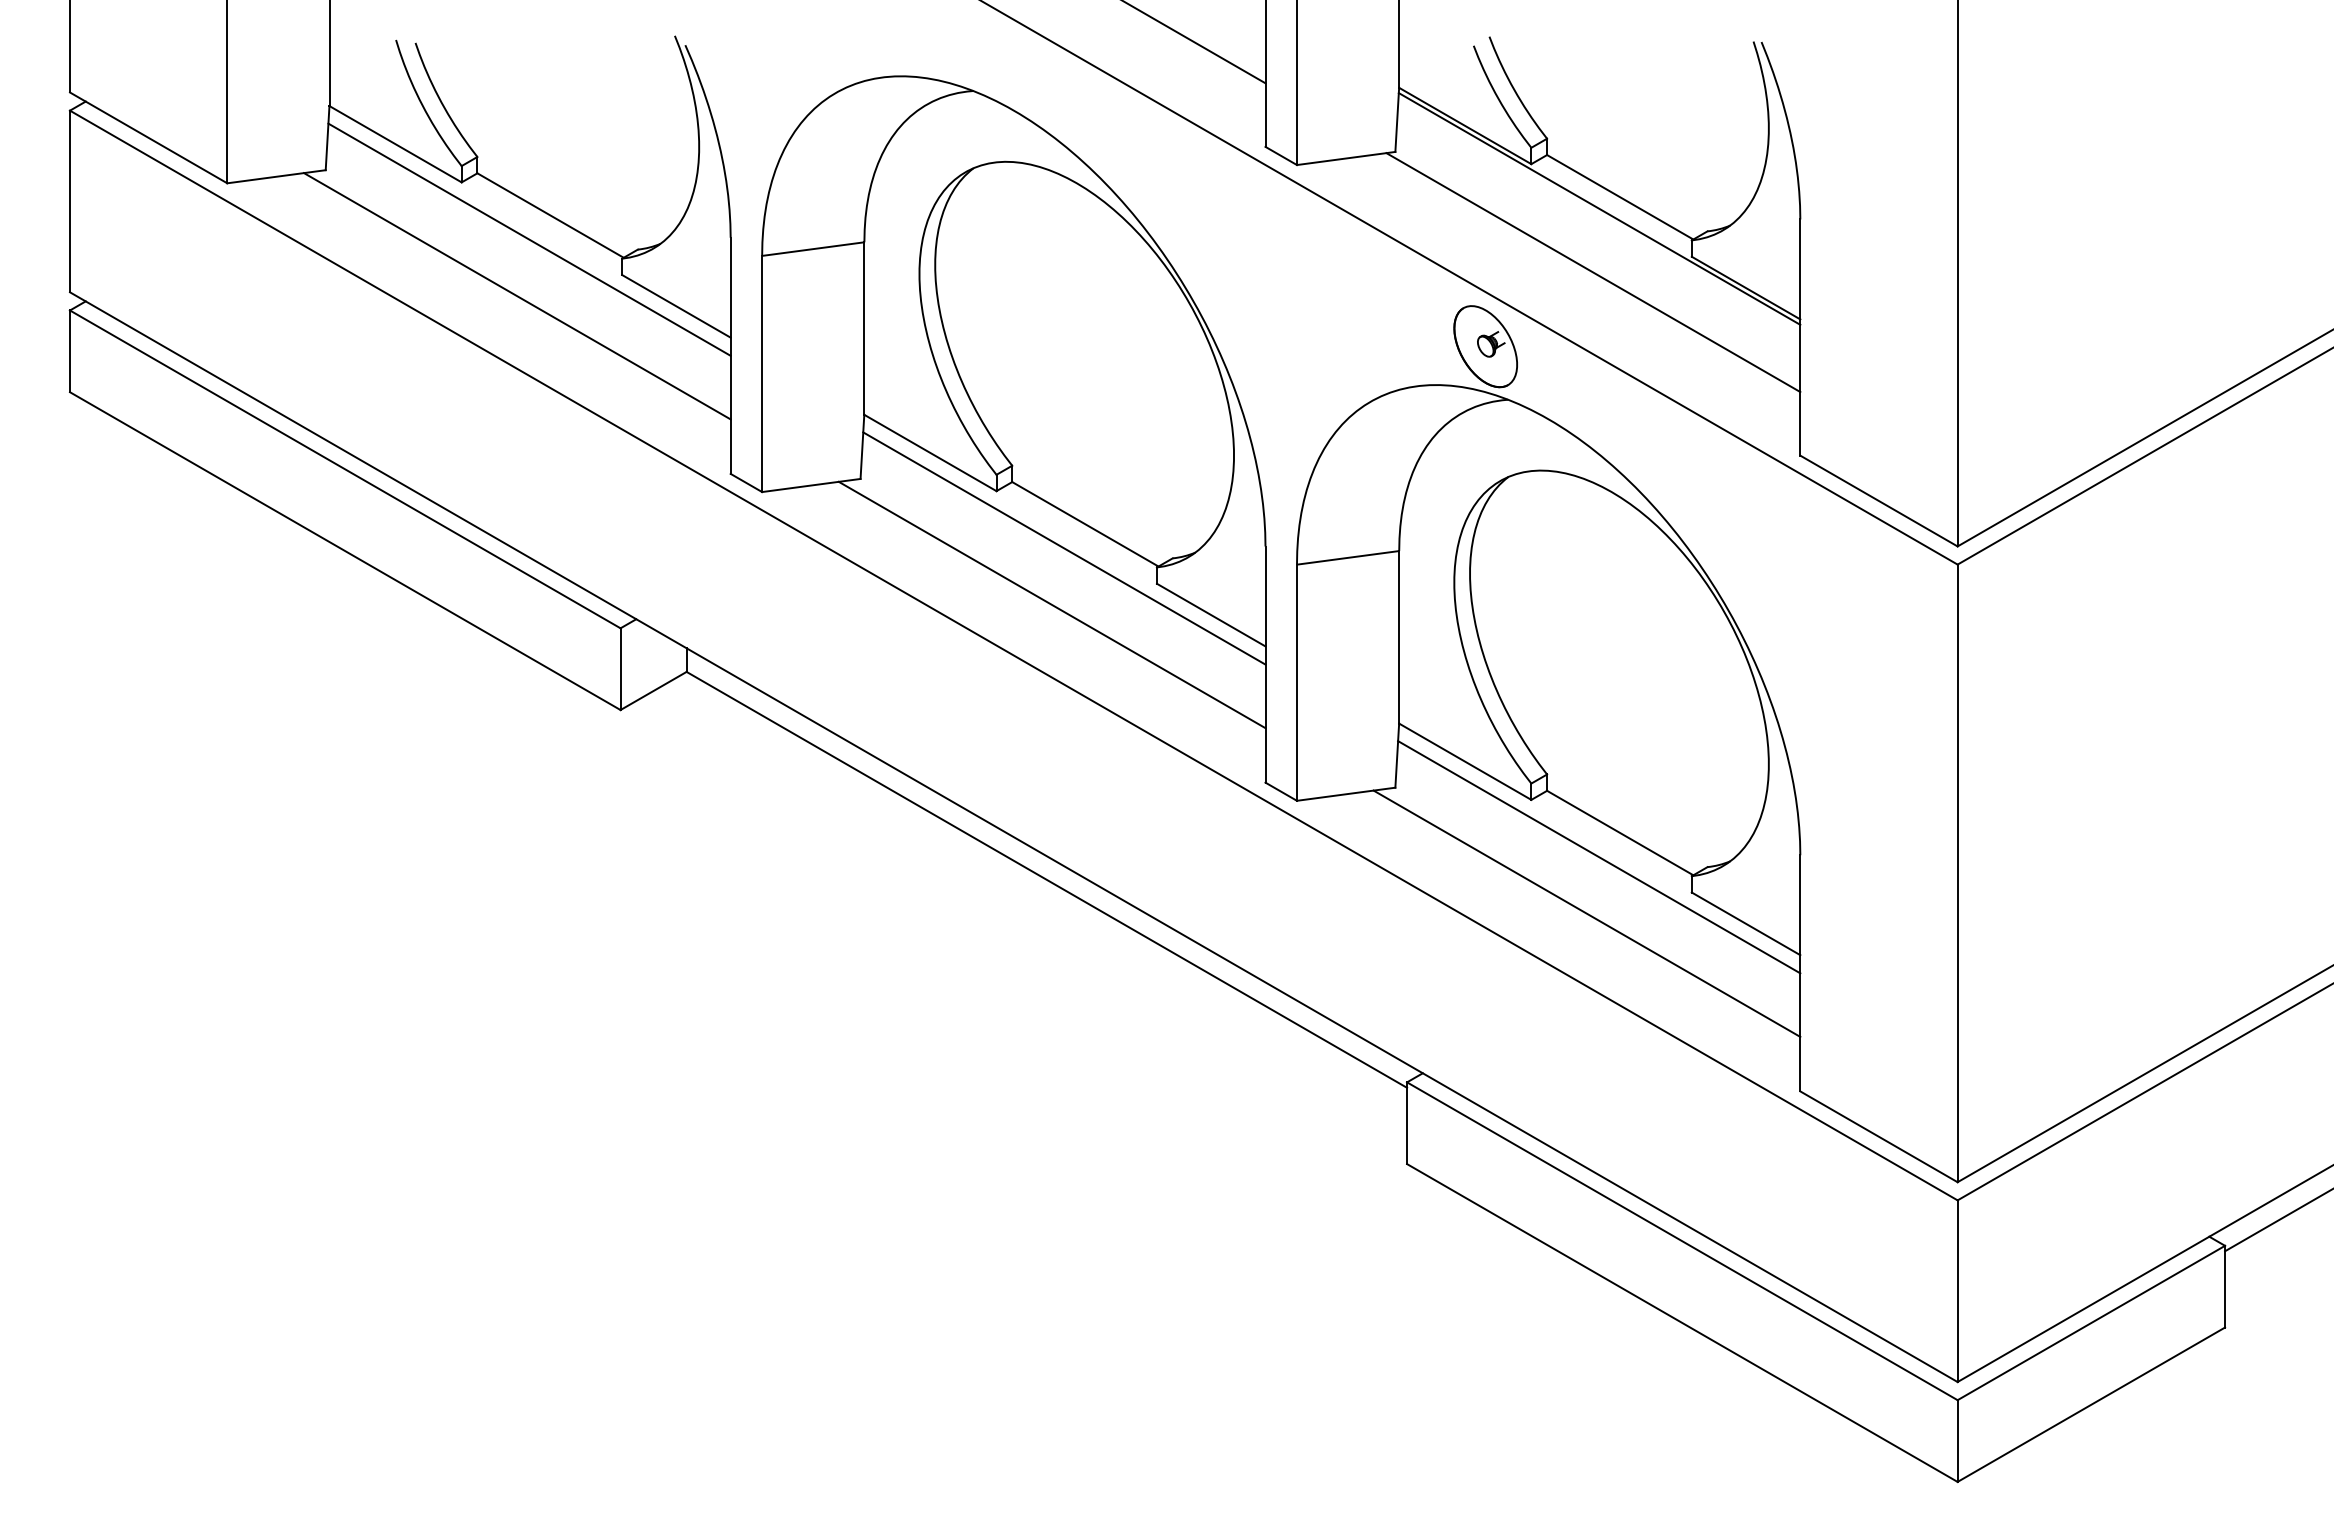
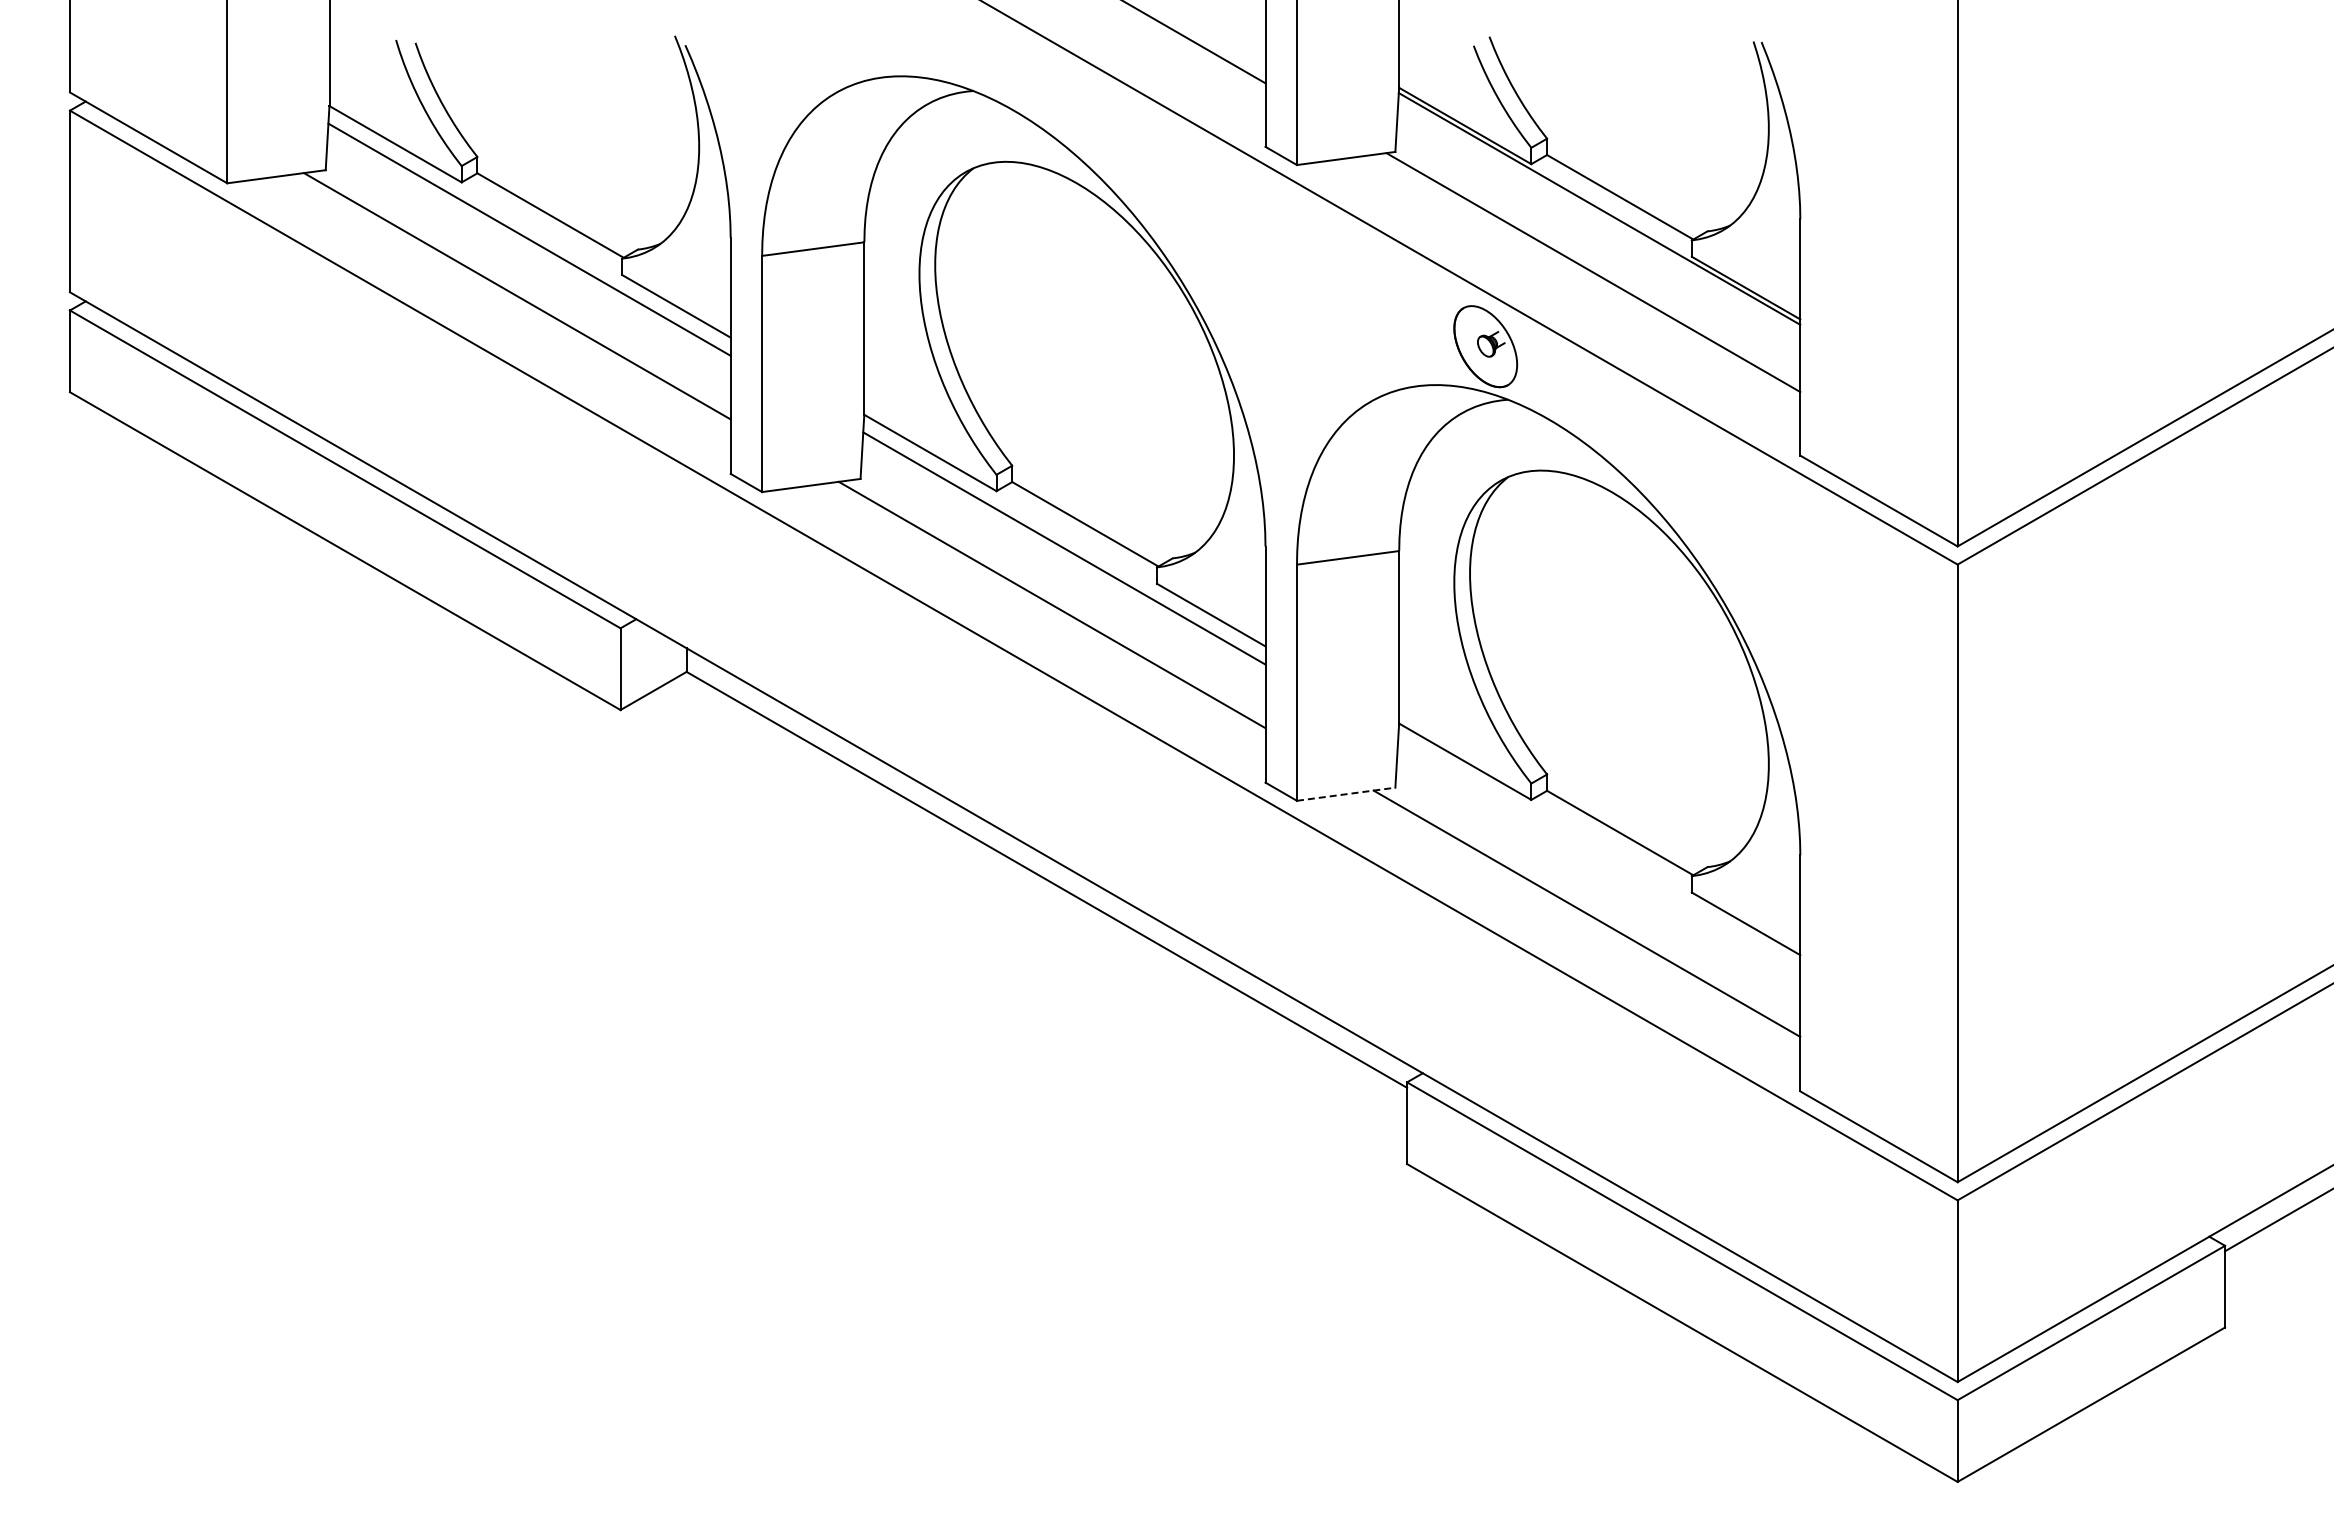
line: solid -> dashed (1346, 794)
line: present -> none (1599, 857)
